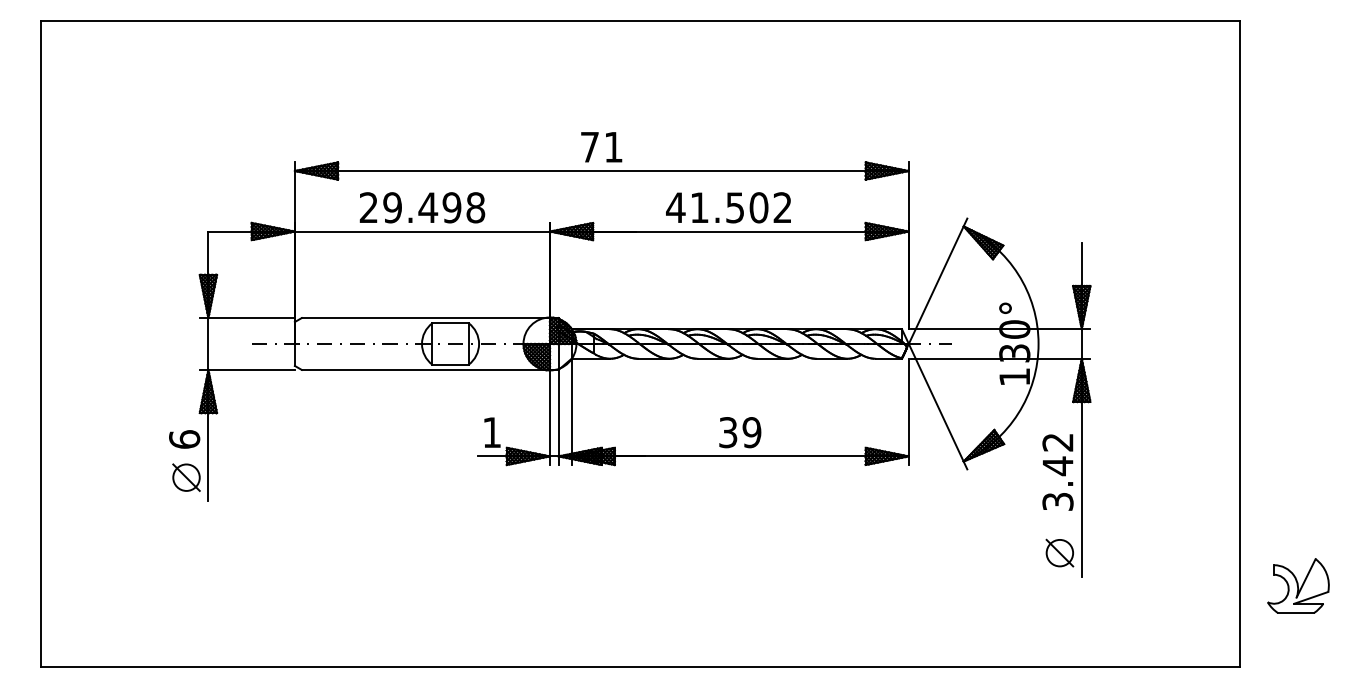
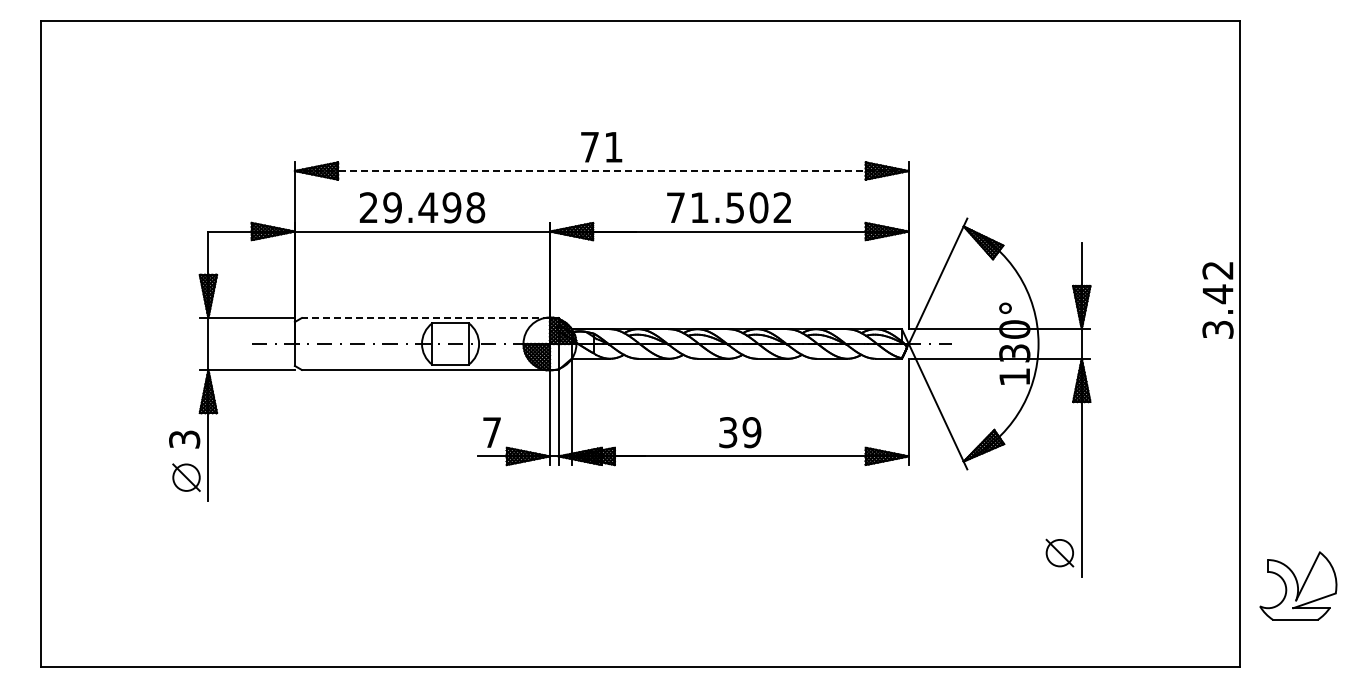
line: solid -> dashed (601, 171)
text: 41.502 -> 71.502 (675, 207)
line: solid -> dashed (425, 318)
text: 1 -> 7 (491, 432)
text: 6 -> 3 (184, 439)
text position: (1057, 472) -> (1217, 300) (1217, 300)
part size: 63x56 px -> 79x70 px (1298, 585)
